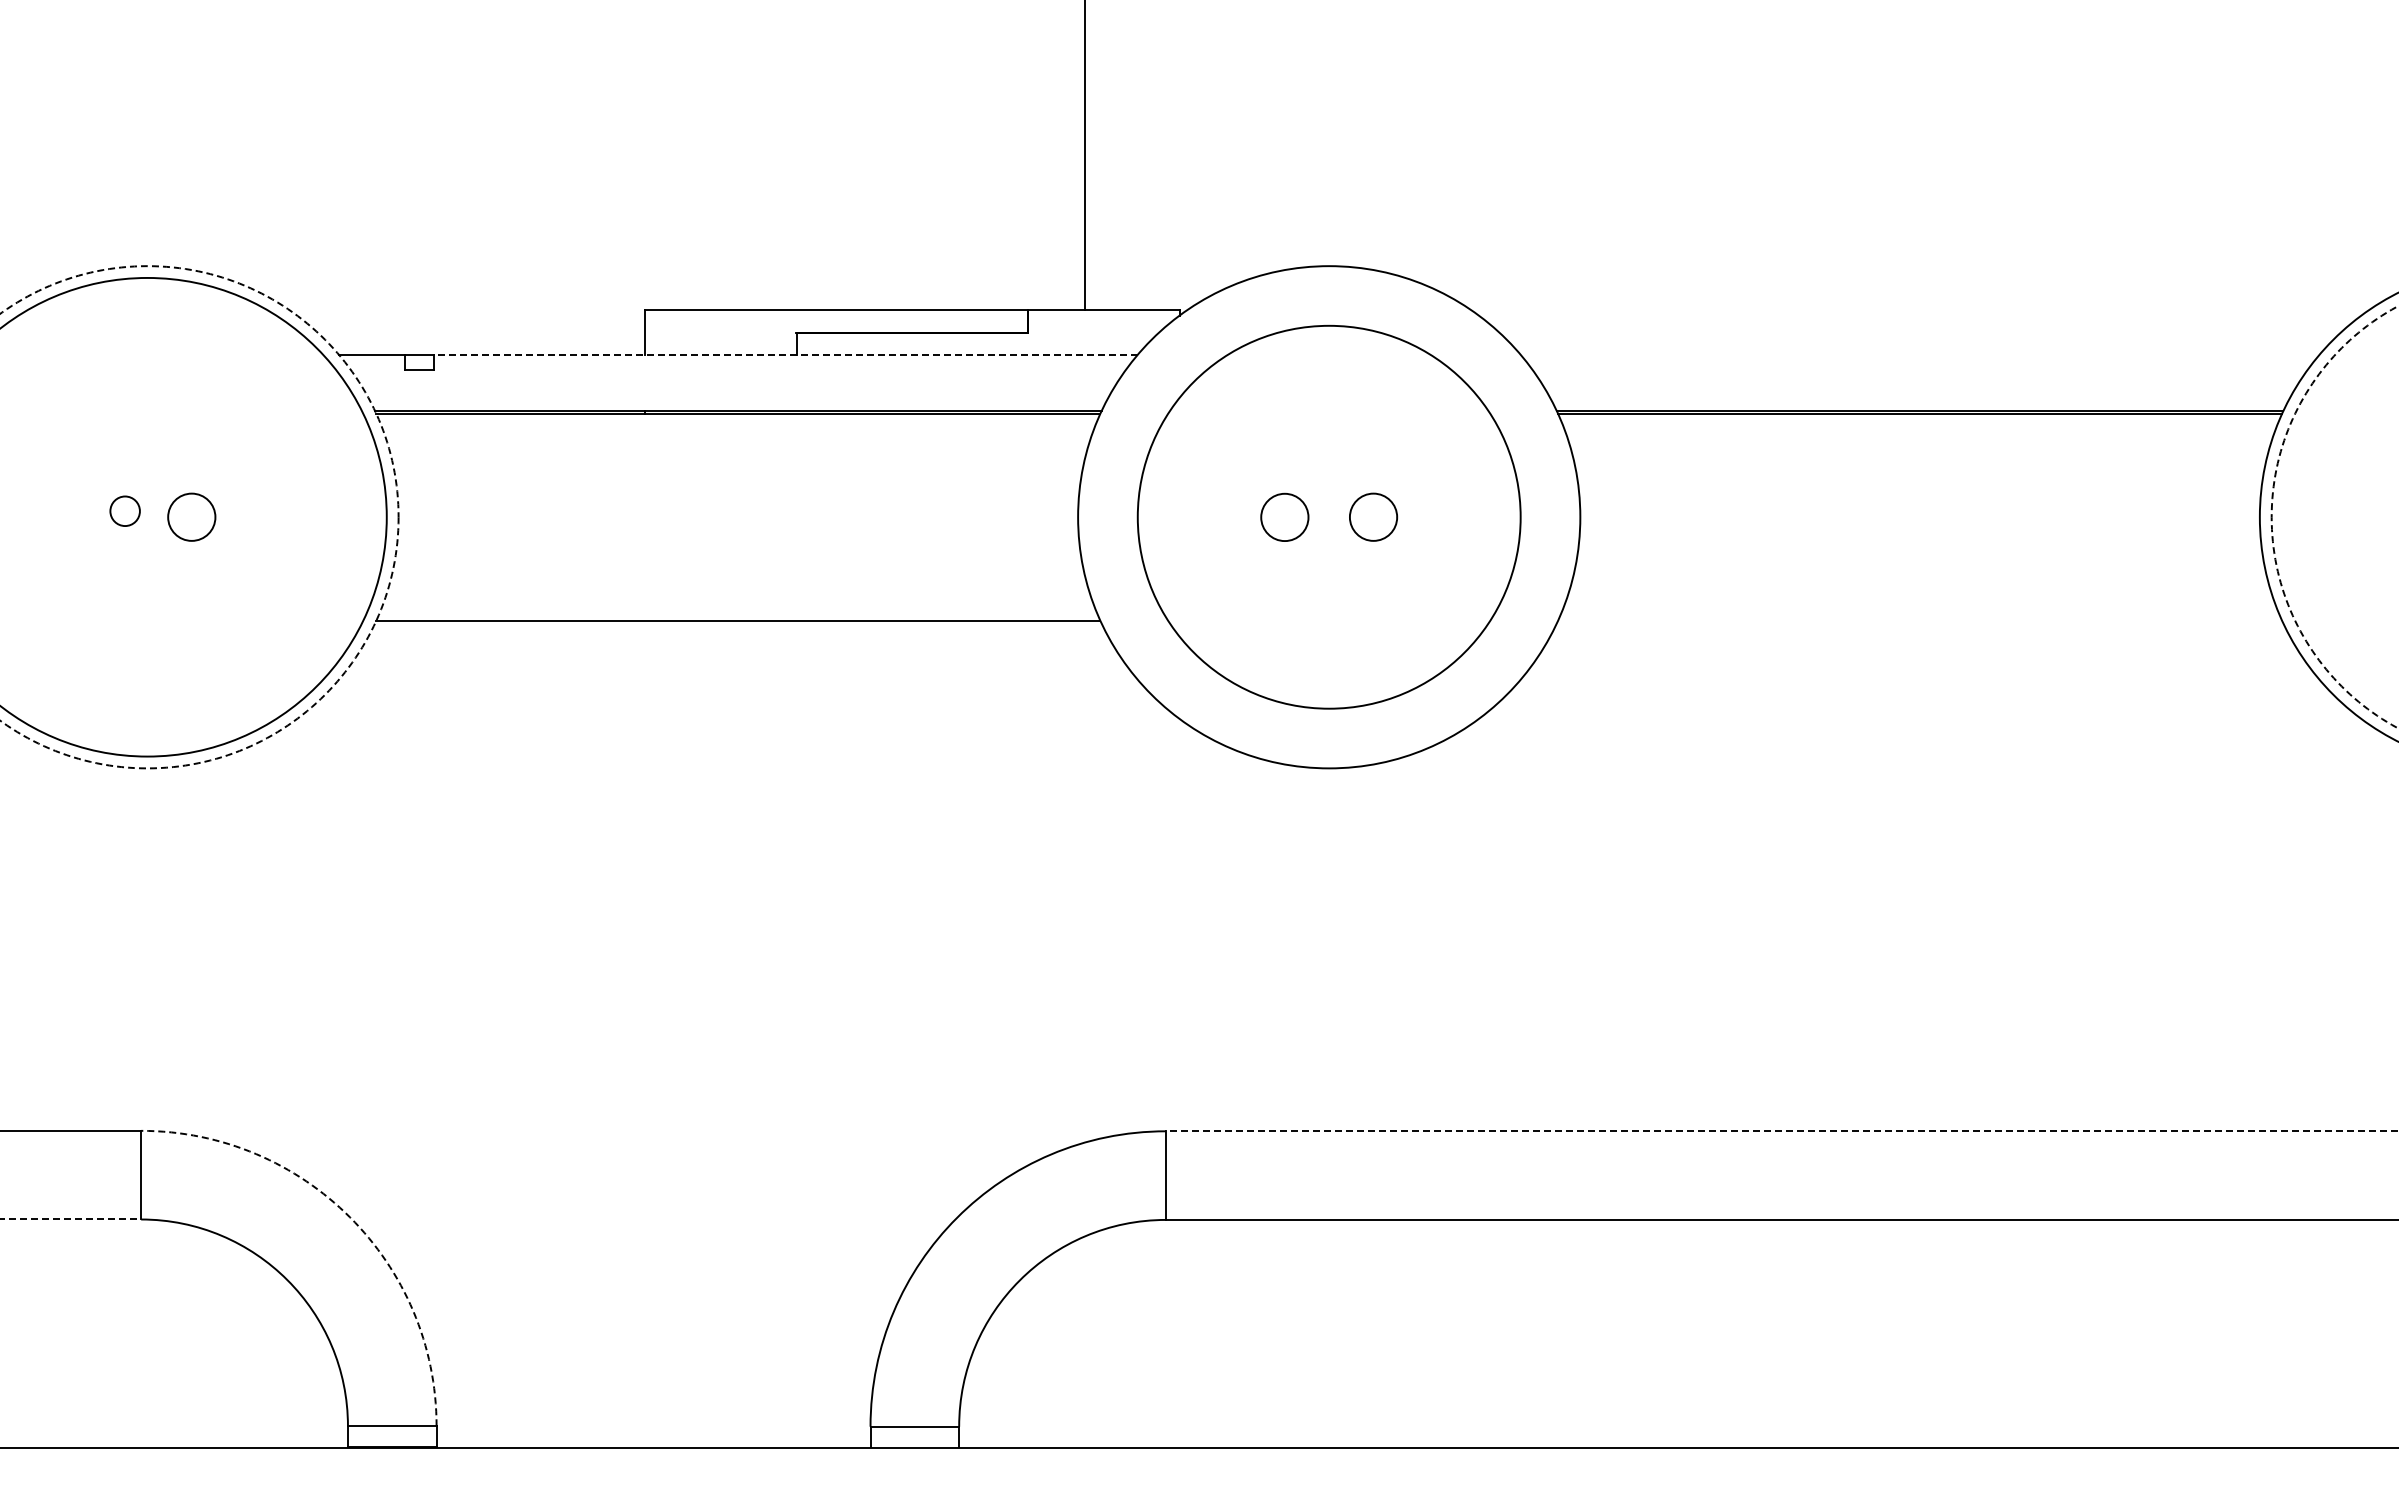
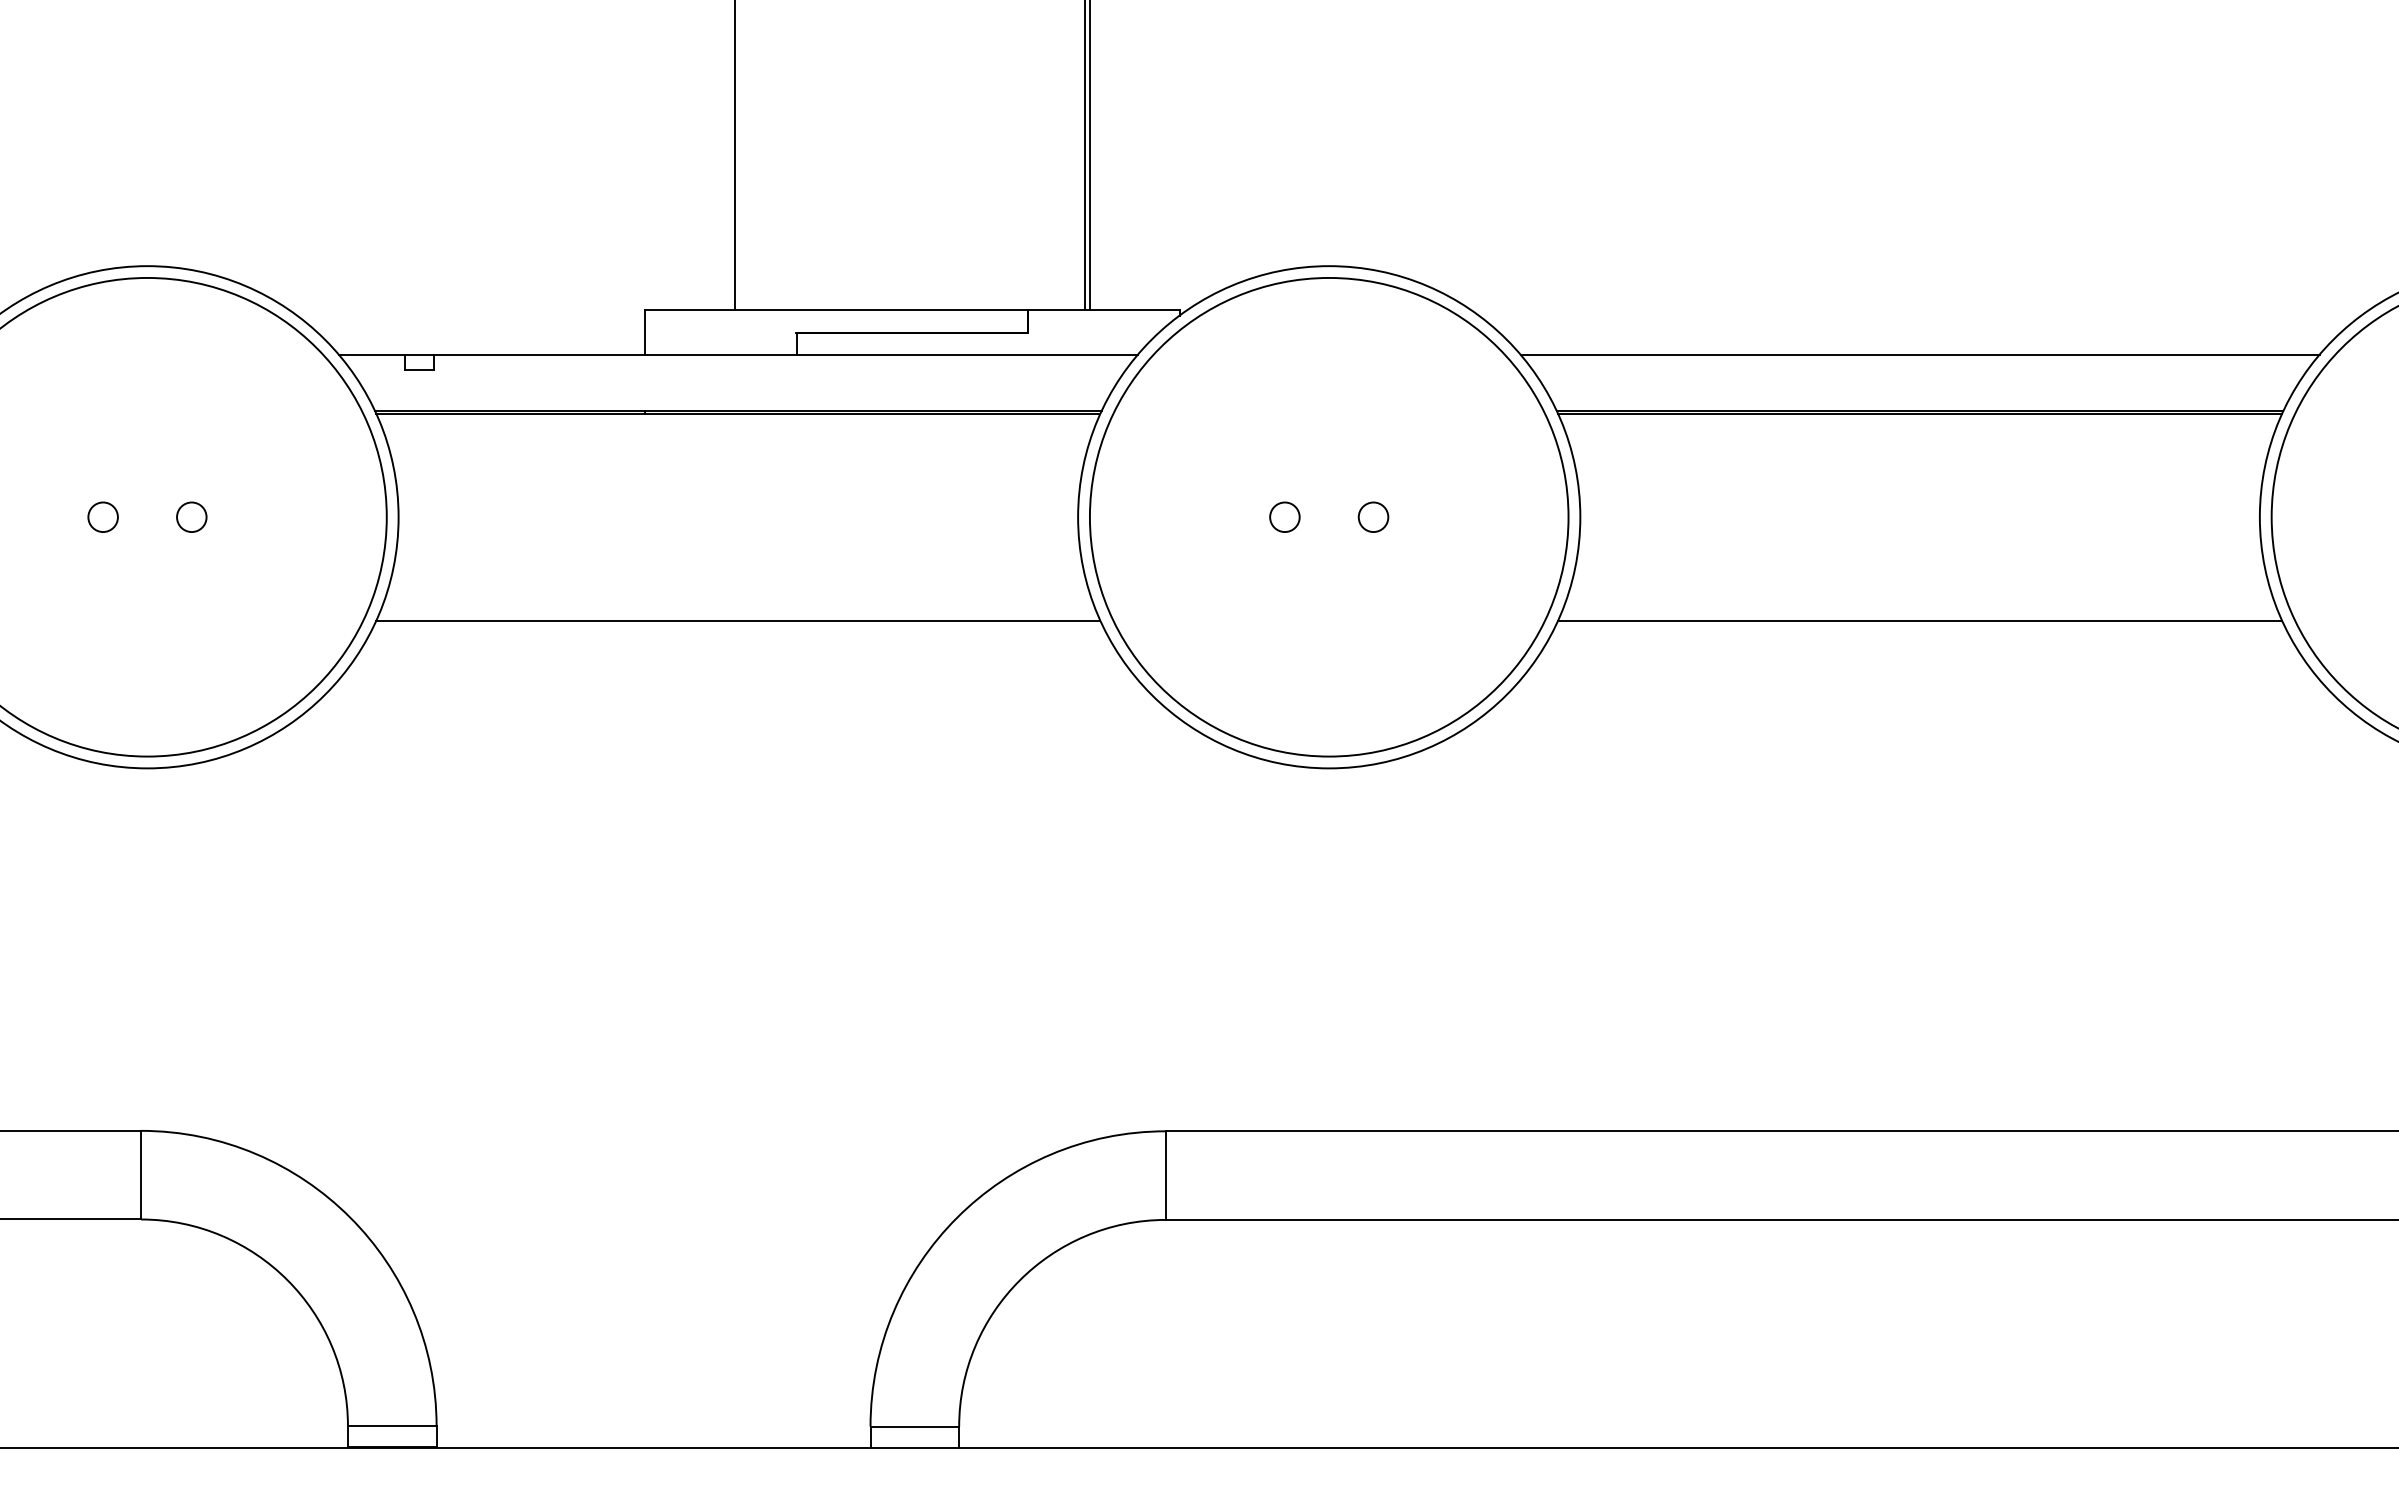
line: none -> present (735, 156)
line: none -> present (1089, 156)
line: dashed -> solid (785, 354)
line: none -> present (1919, 354)
circle position: (124, 510) -> (102, 516) (102, 516)
circle diameter: 47 px -> 30 px (191, 517)
circle size: 50x50 px -> 32x32 px (1284, 516)
circle diameter: 383 px -> 479 px (1328, 516)
circle diameter: 47 px -> 30 px (1373, 517)
circle: dashed -> solid (2334, 516)
circle: dashed -> solid (199, 517)
line: none -> present (1920, 620)
line: dashed -> solid (1781, 1131)
arc: dashed -> solid (350, 1217)
line: dashed -> solid (71, 1219)
